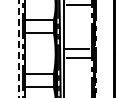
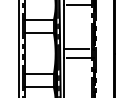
line: dashed -> solid (18, 49)
